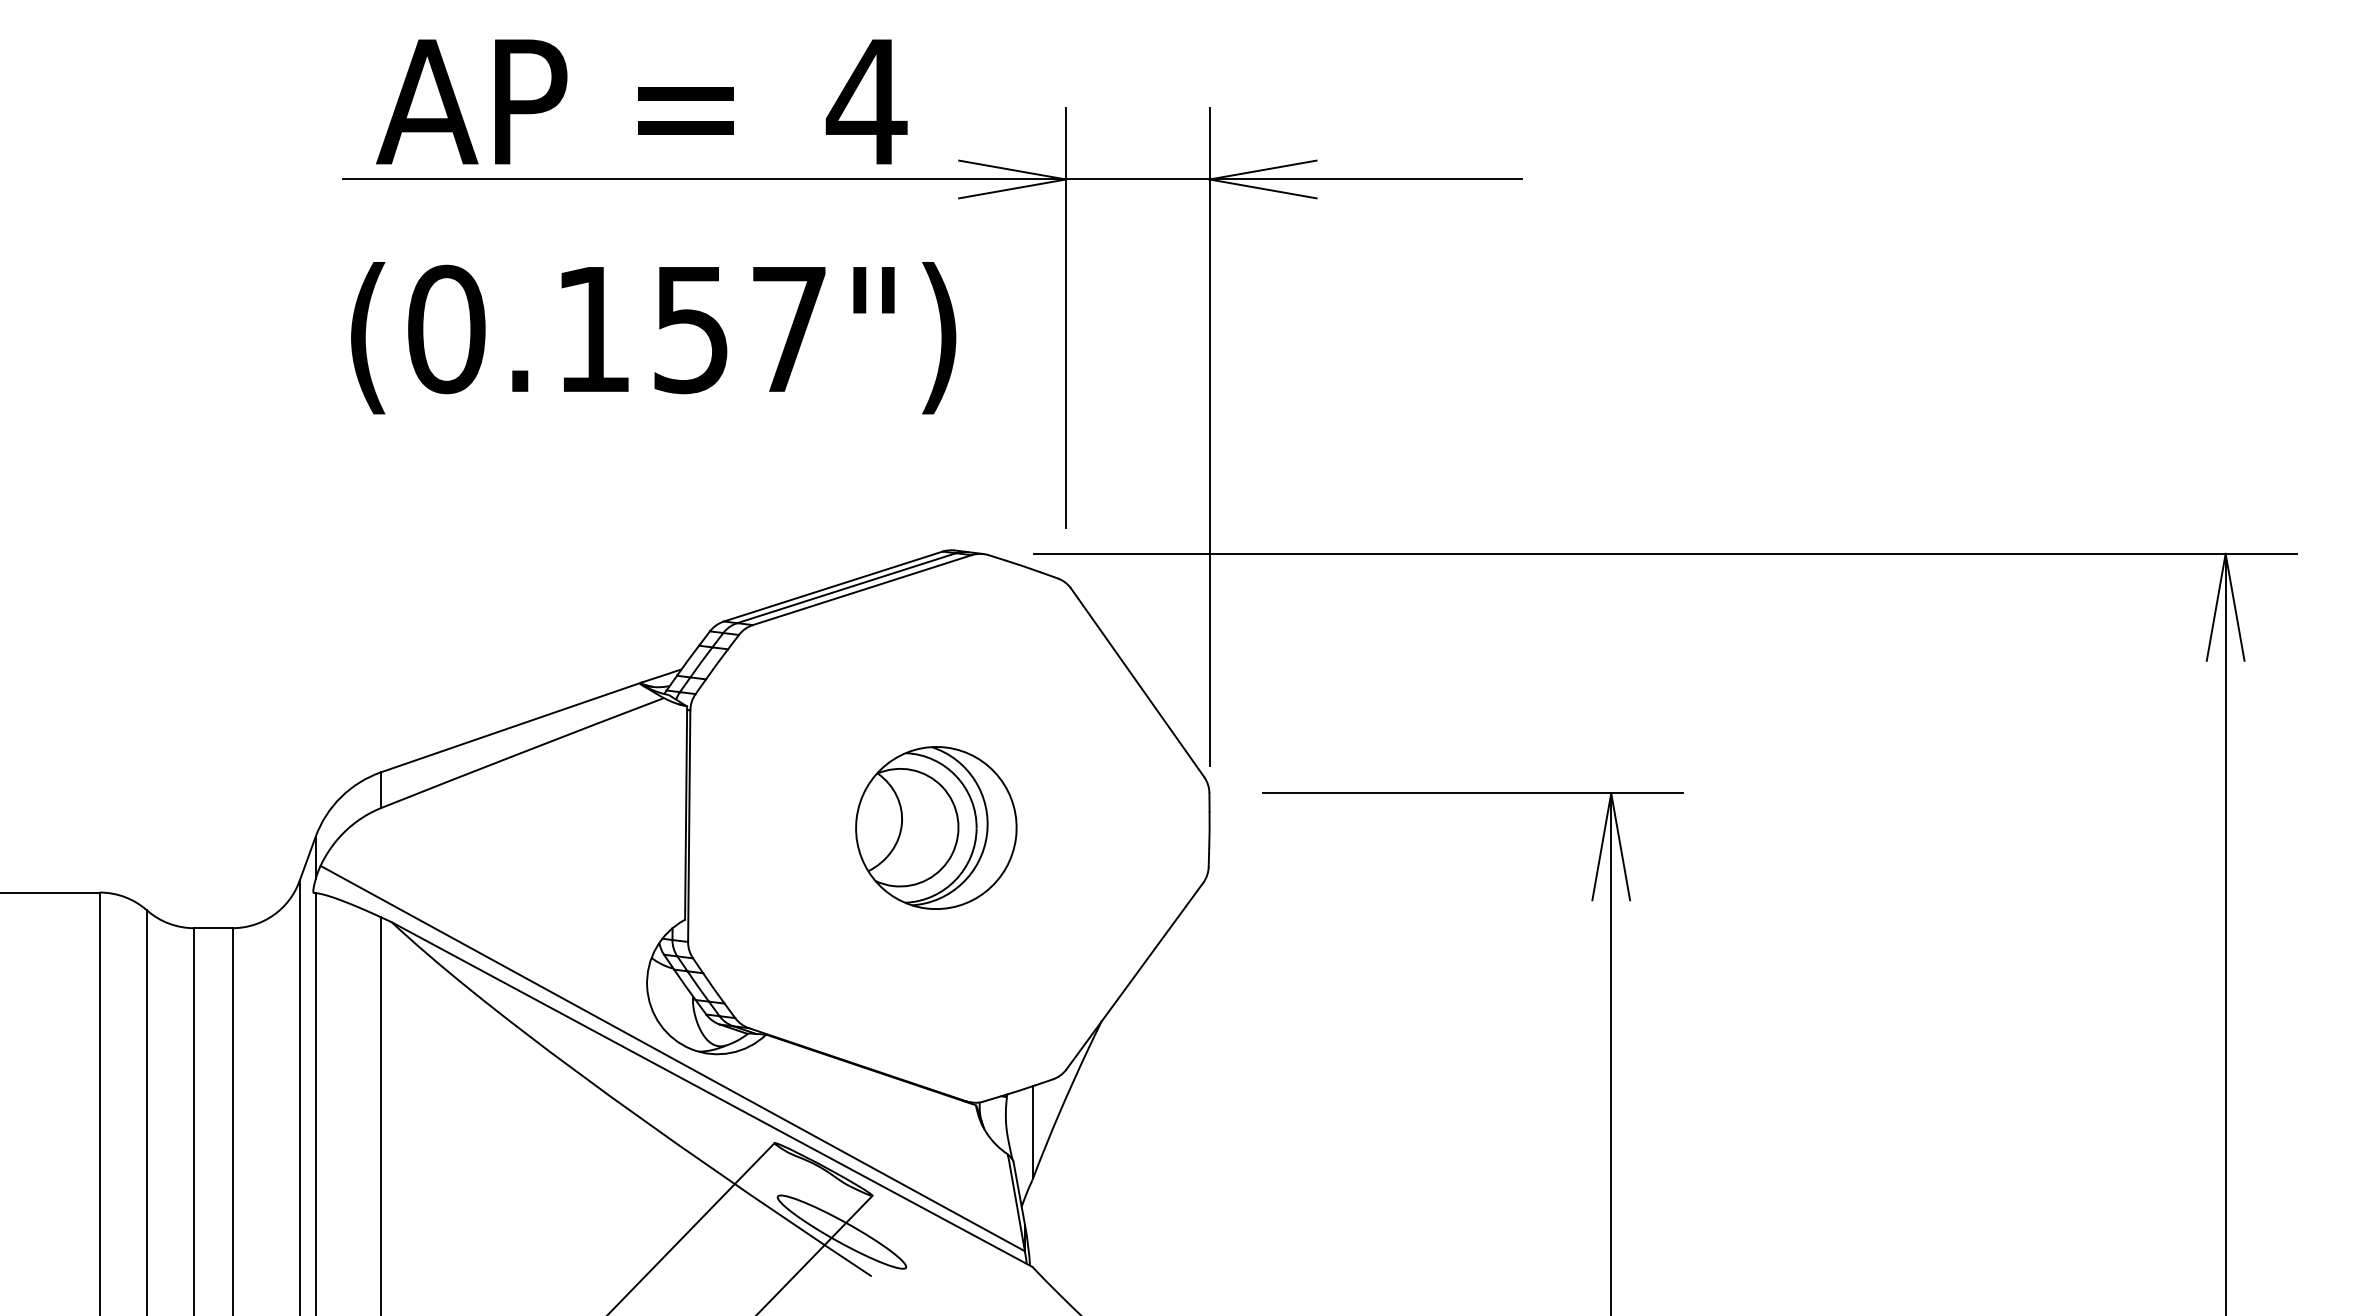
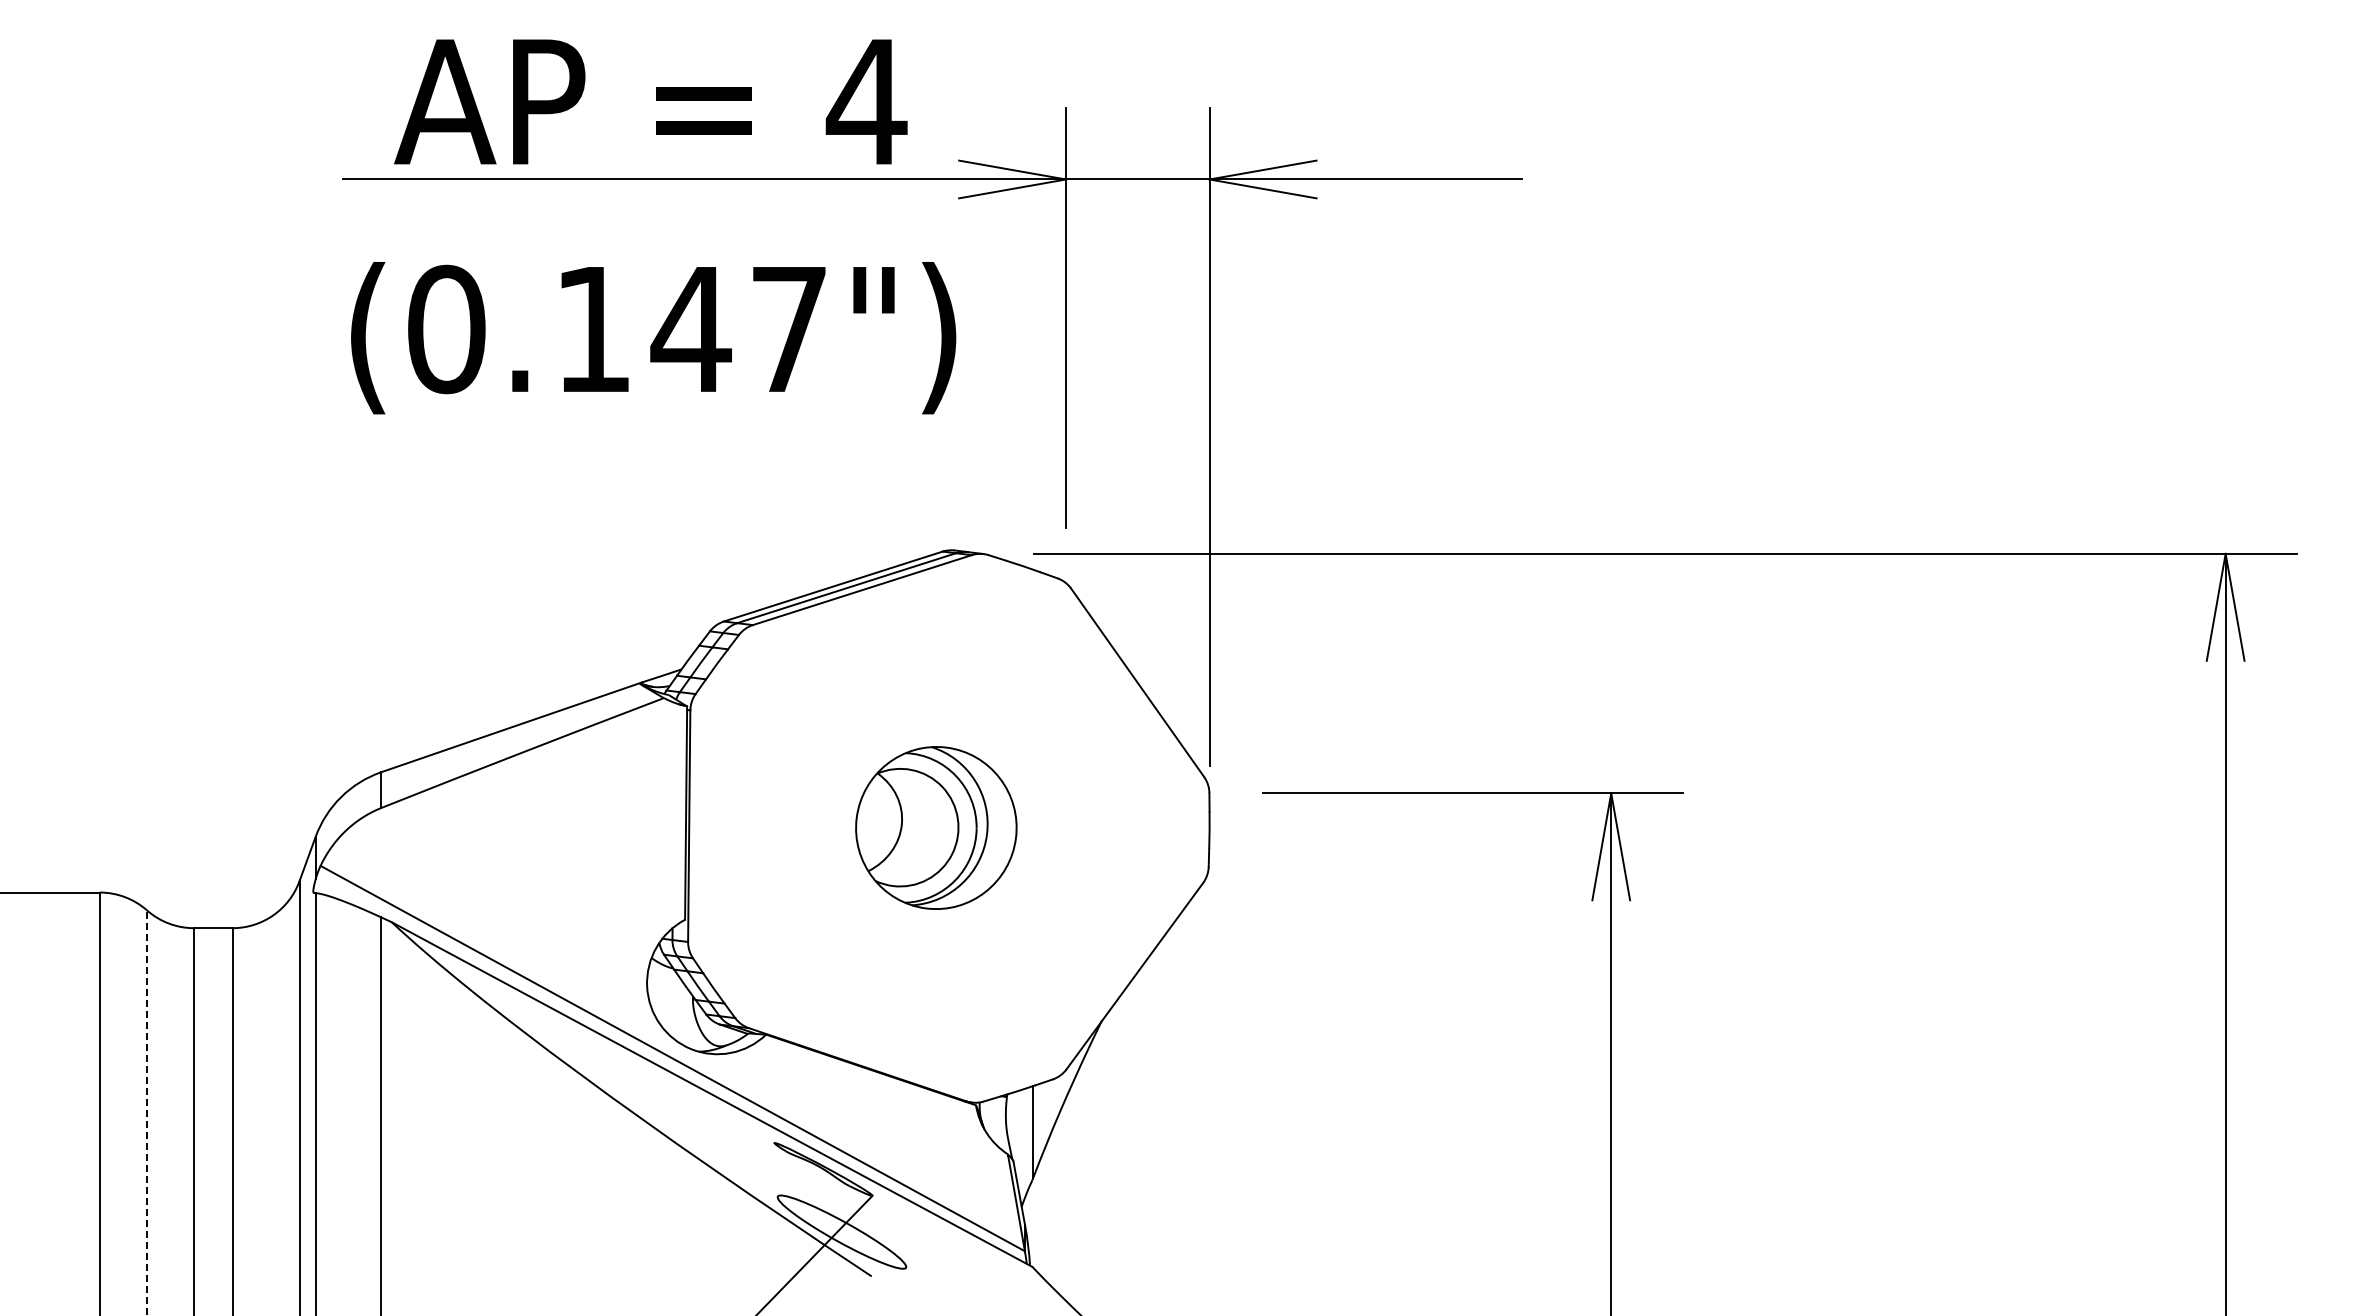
text position: (554, 101) -> (572, 101) (572, 101)
text: (0.157") -> (0.147") (690, 330)
line: solid -> dashed (146, 1112)
line: present -> none (692, 1227)
